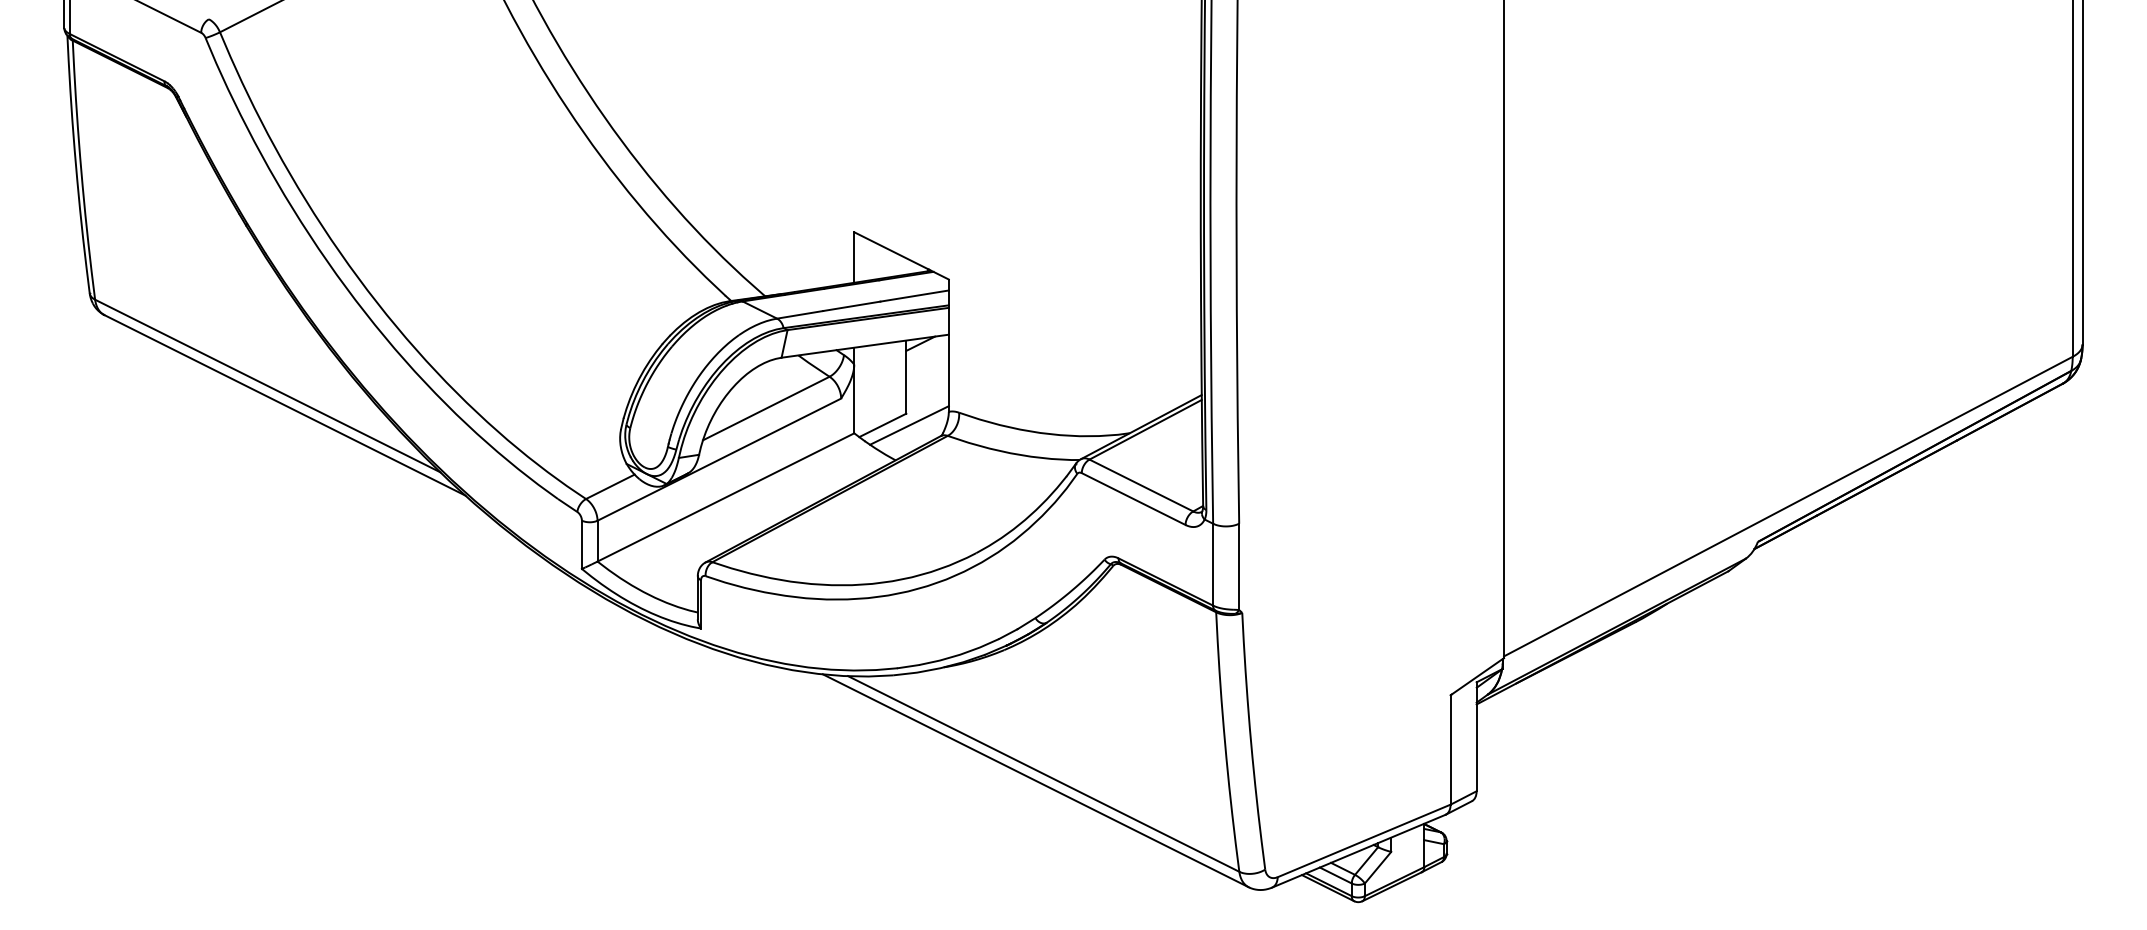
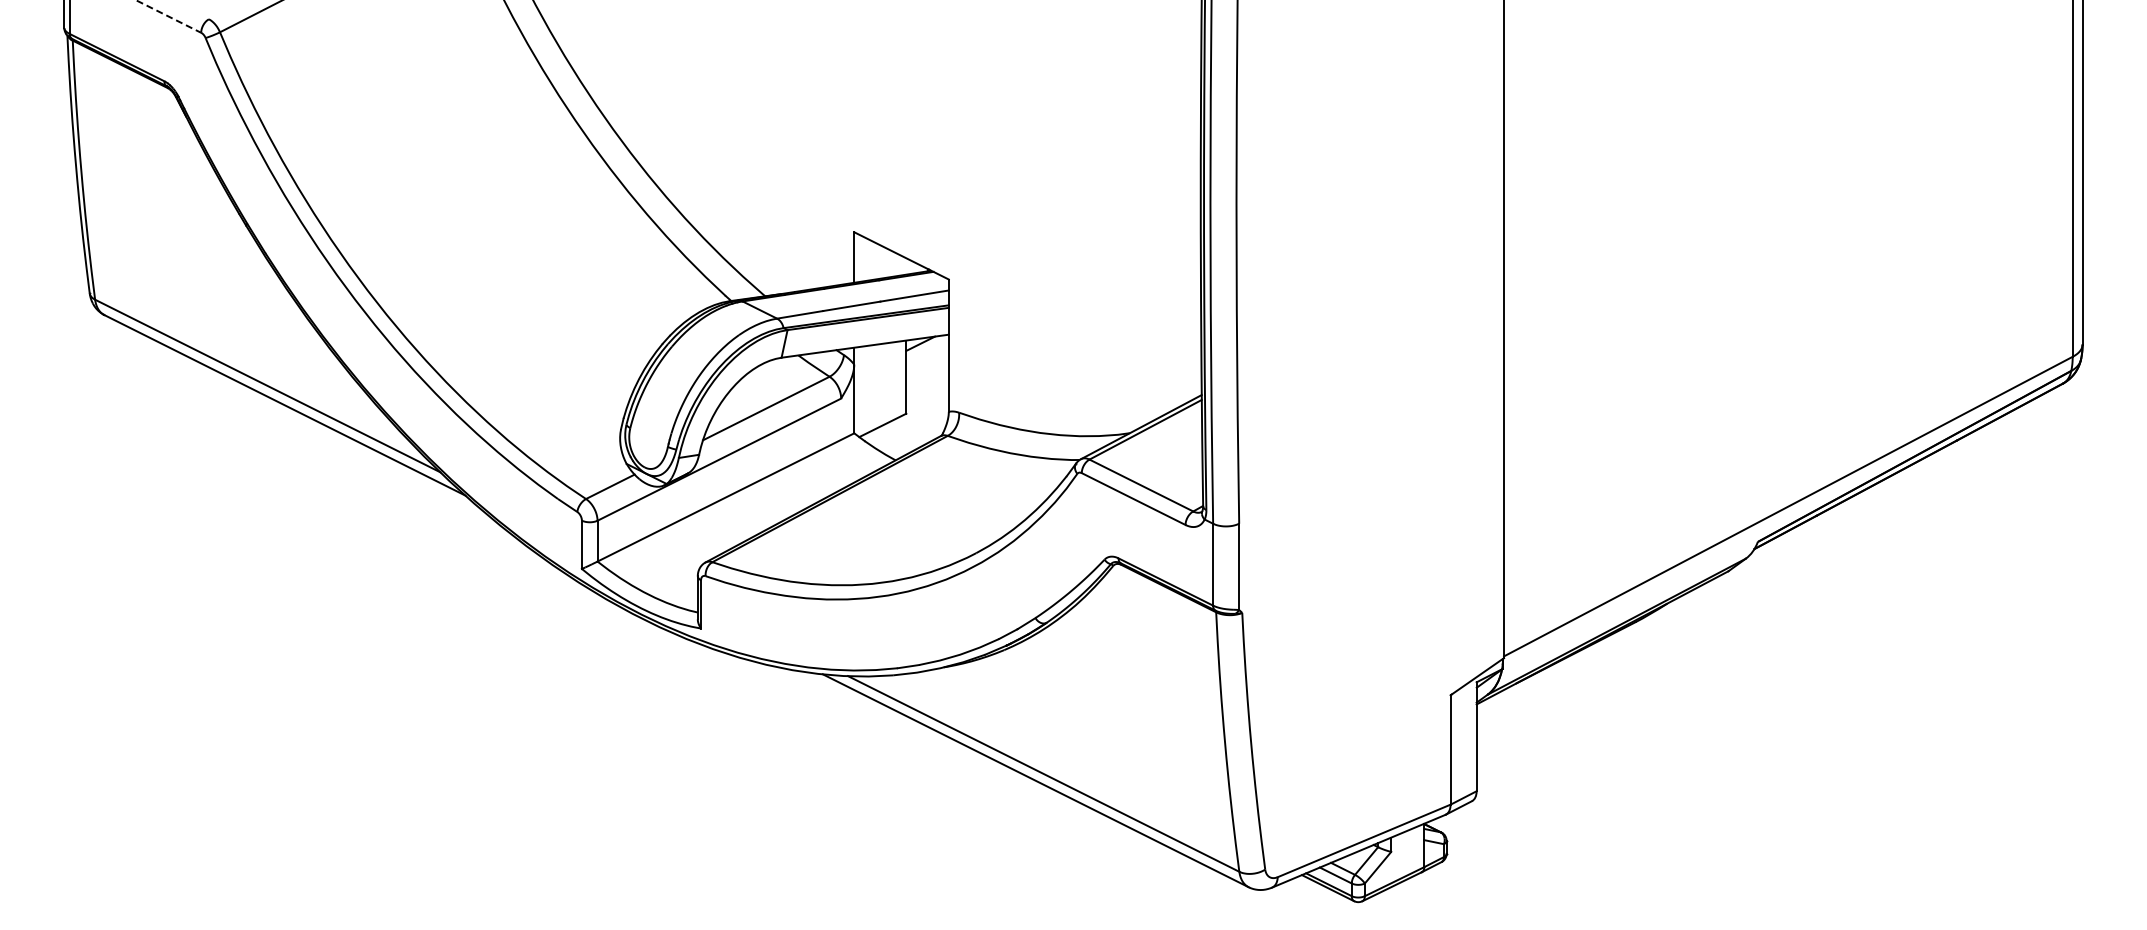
line: solid -> dashed (168, 16)
line: present -> none (909, 425)
